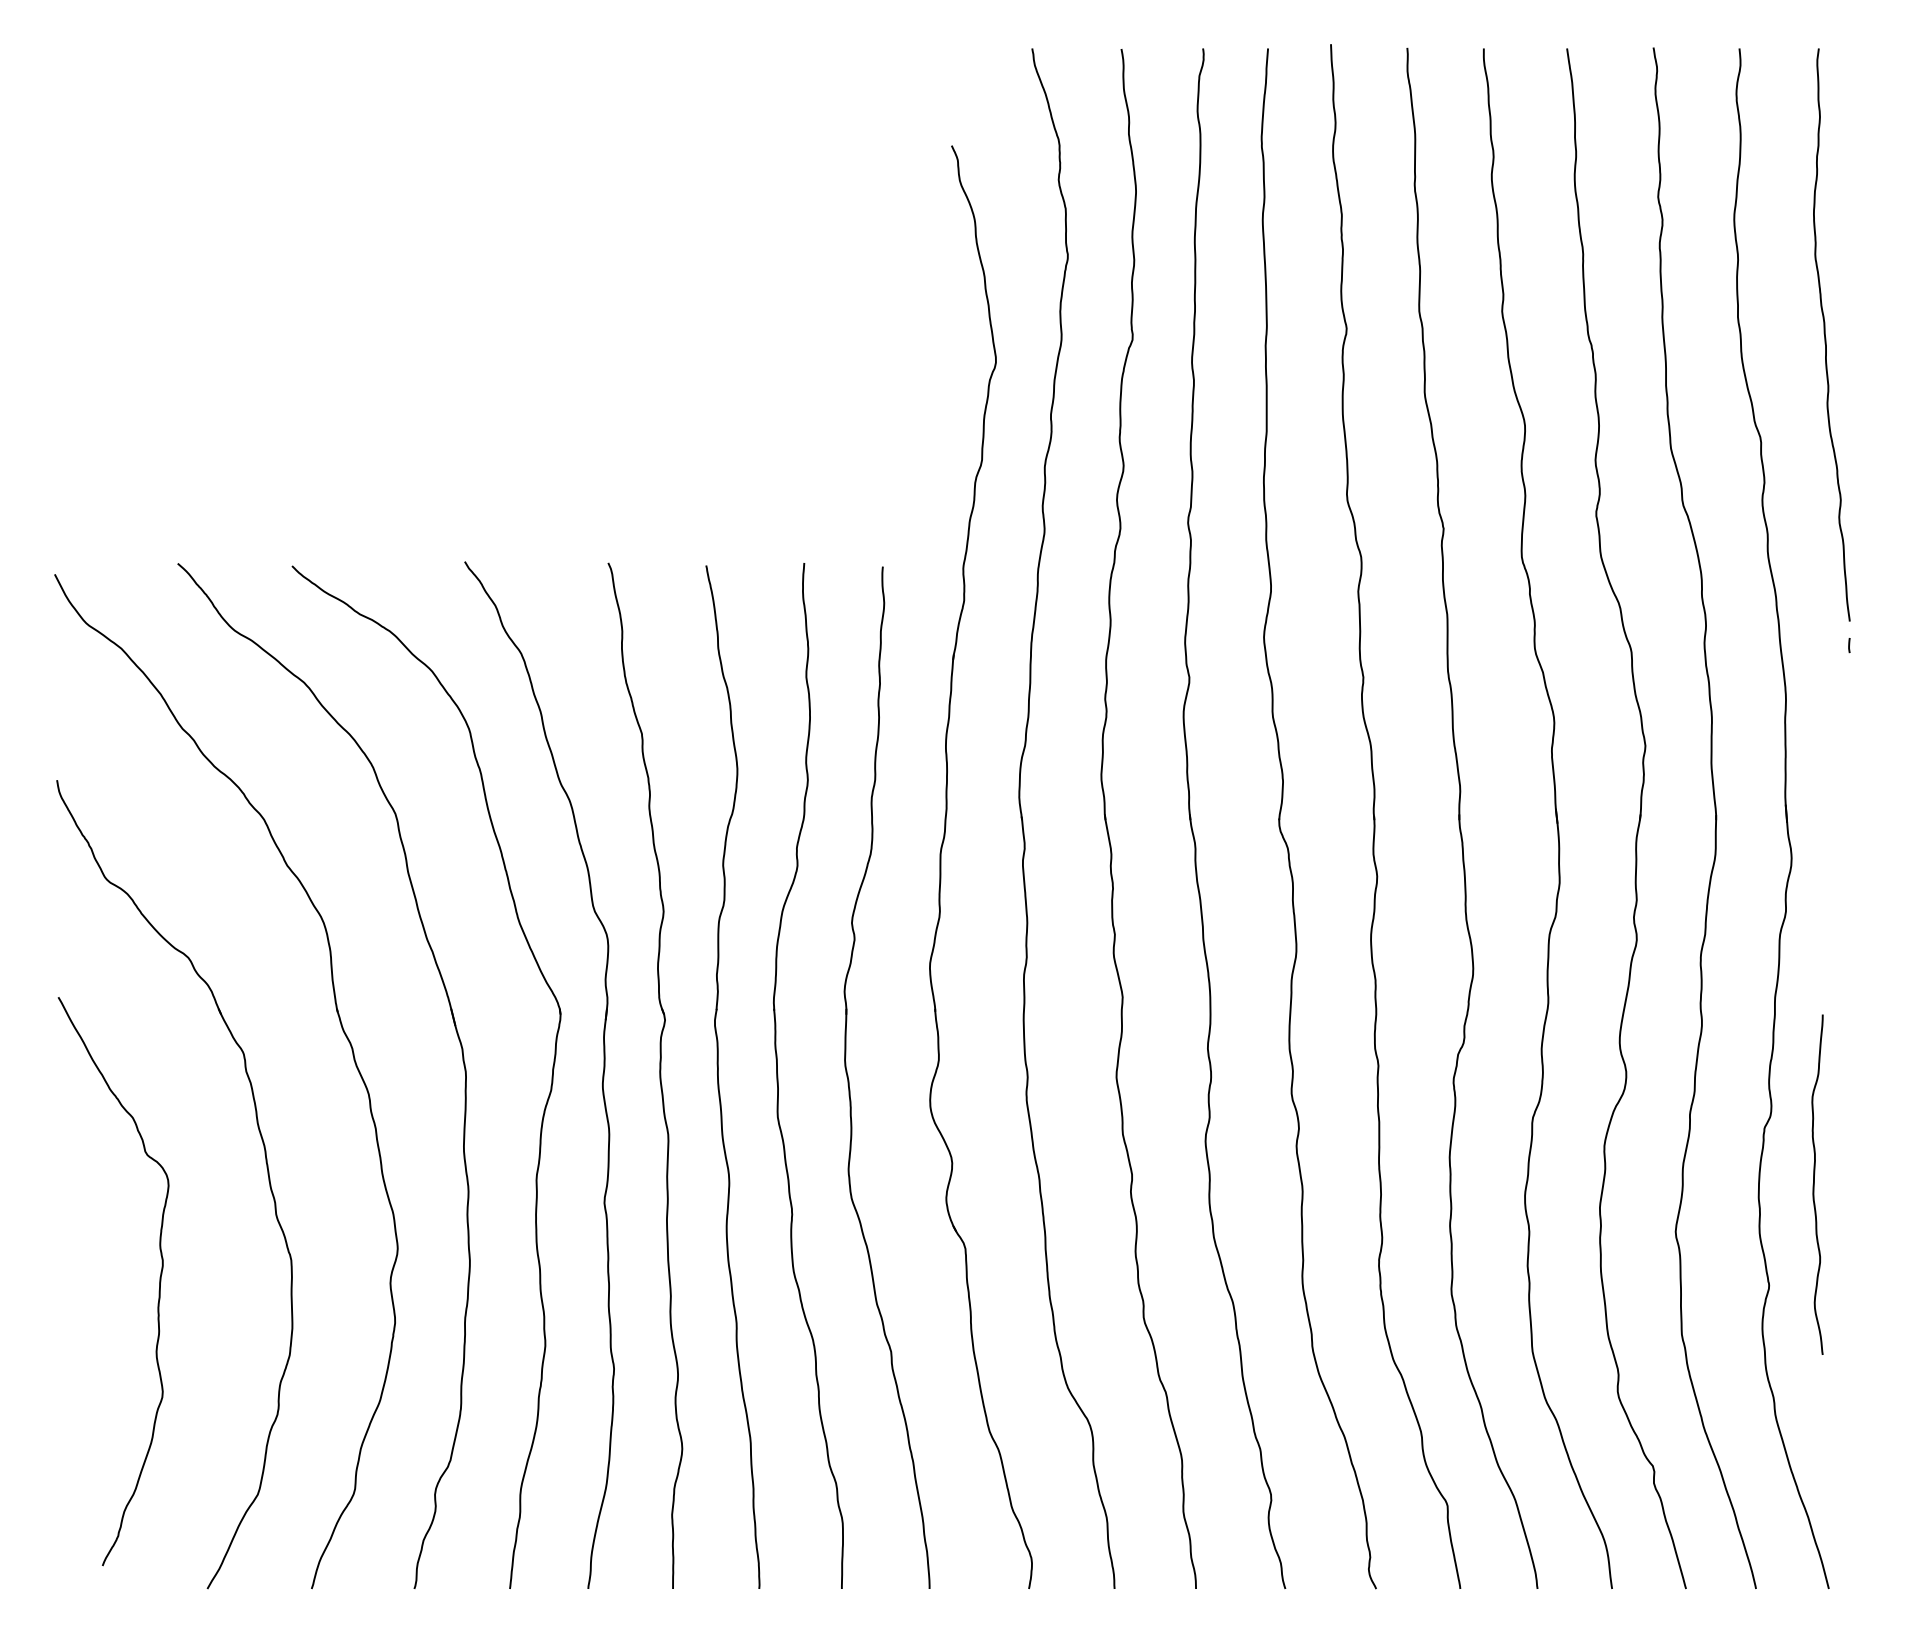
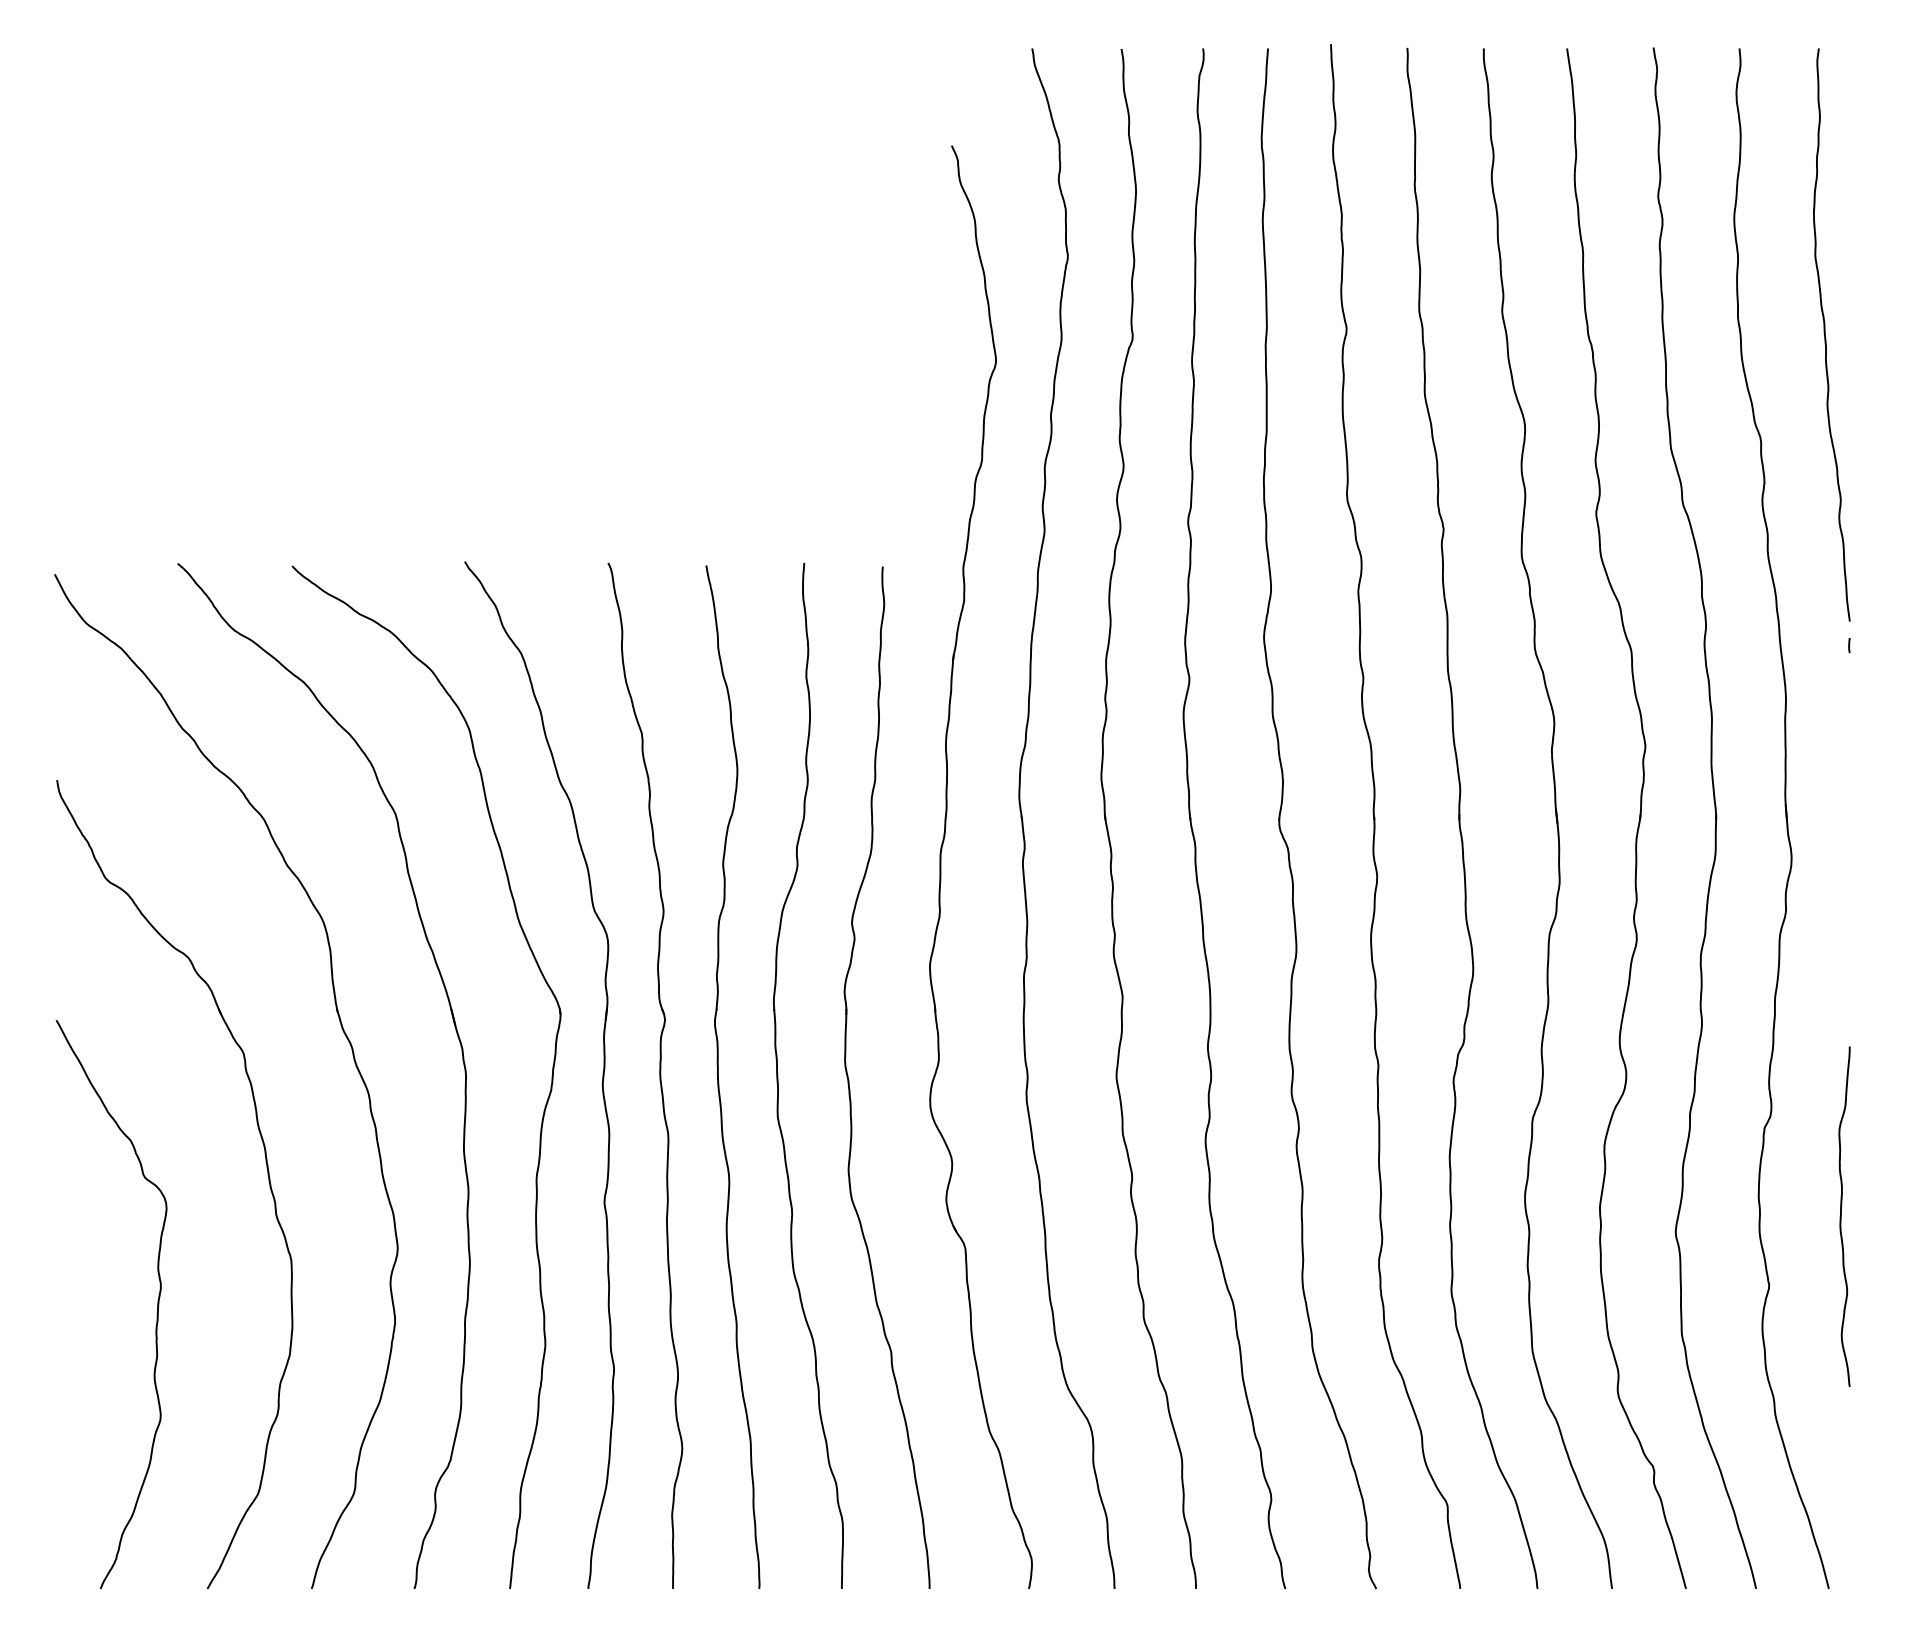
part position: (1817, 1184) -> (1844, 1216) (1844, 1216)
curve position: (158, 1290) -> (156, 1313) (156, 1313)
